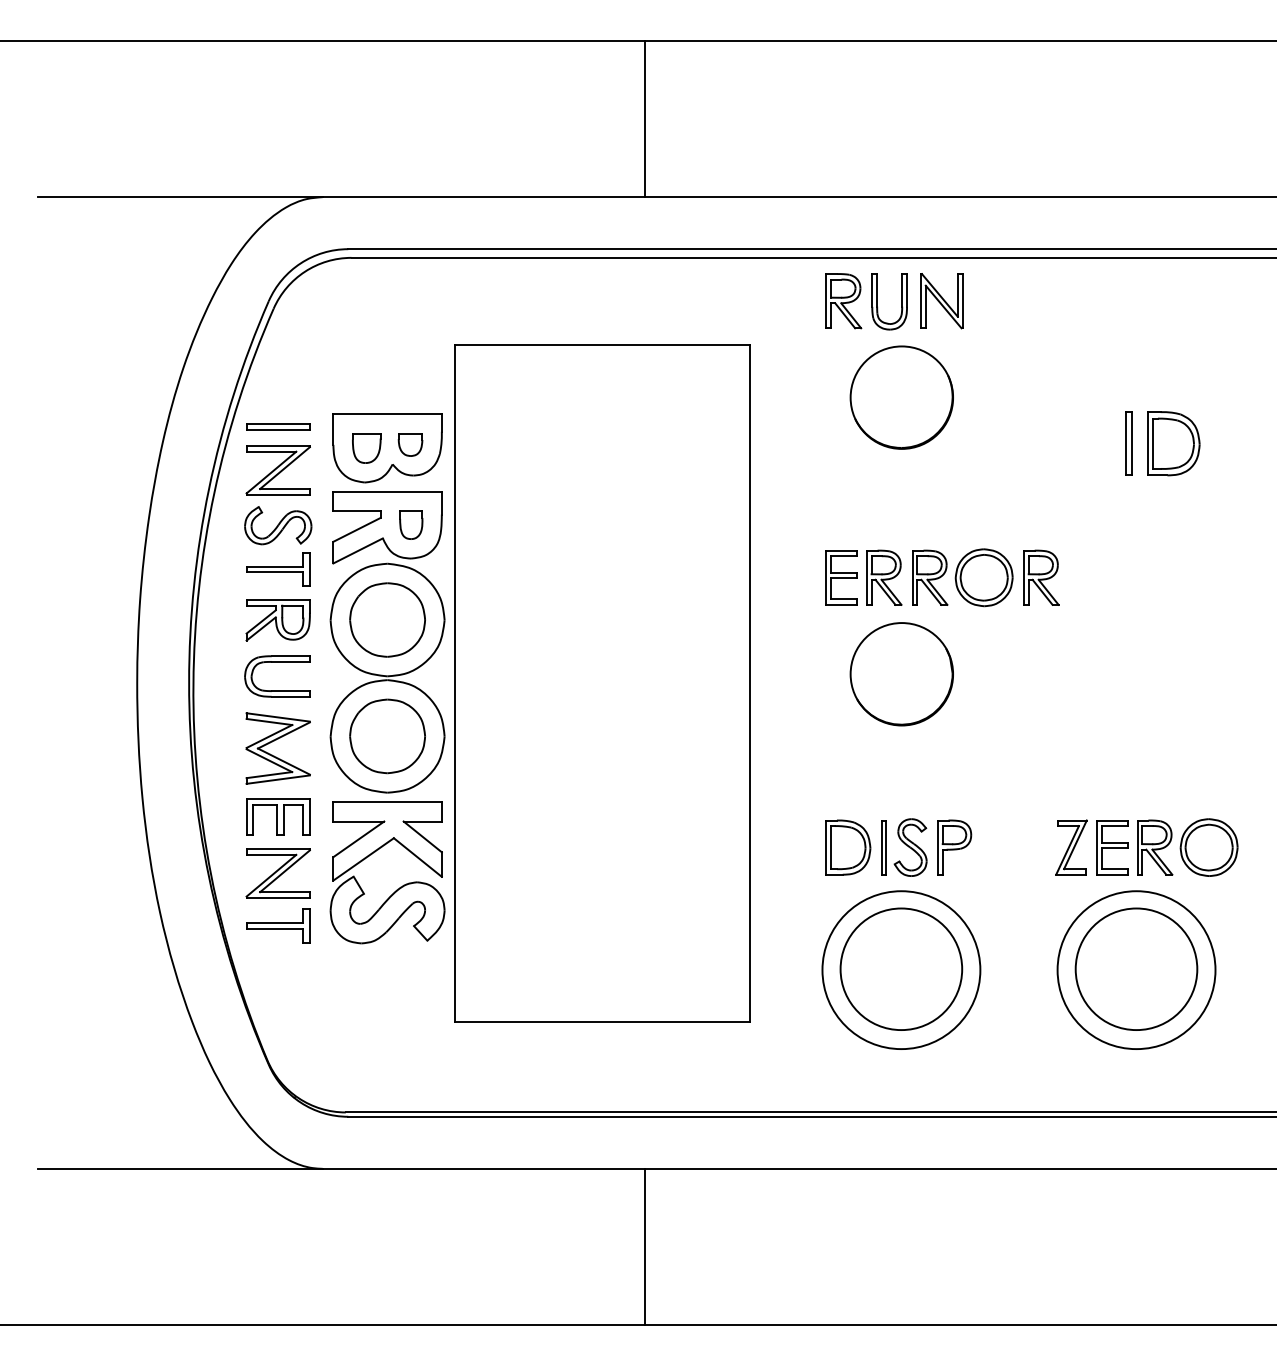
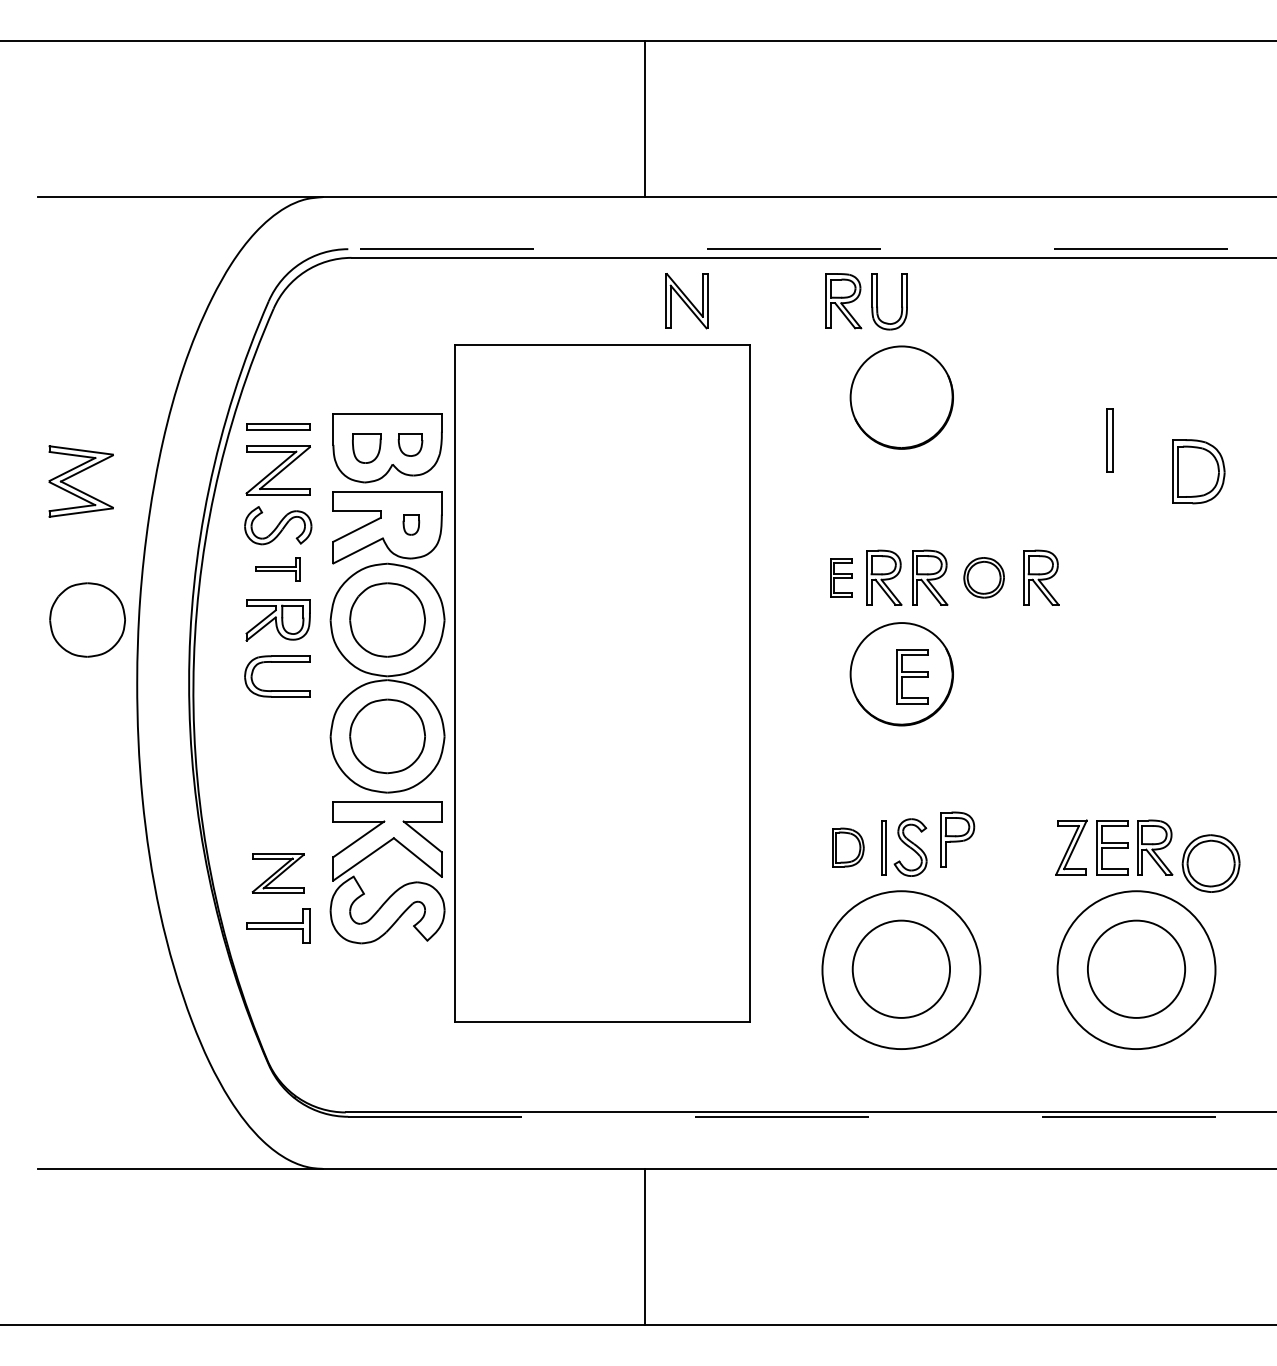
line: solid -> dashed (812, 249)
part position: (941, 301) -> (686, 301) (686, 301)
part position: (1128, 443) -> (1109, 440) (1109, 440)
part position: (1173, 443) -> (1198, 471) (1198, 471)
part size: 25x30 px -> 19x22 px (411, 524)
part size: 65x35 px -> 46x25 px (277, 569)
part size: 33x56 px -> 23x40 px (841, 577)
part size: 60x60 px -> 42x42 px (983, 577)
part: none -> present (87, 619)
part: none -> present (912, 676)
part position: (274, 741) -> (77, 474) (77, 474)
part: present -> none (278, 816)
part size: 47x57 px -> 33x41 px (848, 847)
part position: (954, 847) -> (957, 839) (957, 839)
part position: (1208, 847) -> (1210, 863) (1210, 863)
part size: 66x51 px -> 54x41 px (277, 873)
circle diameter: 122 px -> 97 px (901, 968)
circle diameter: 122 px -> 97 px (1136, 968)
line: solid -> dashed (812, 1116)
